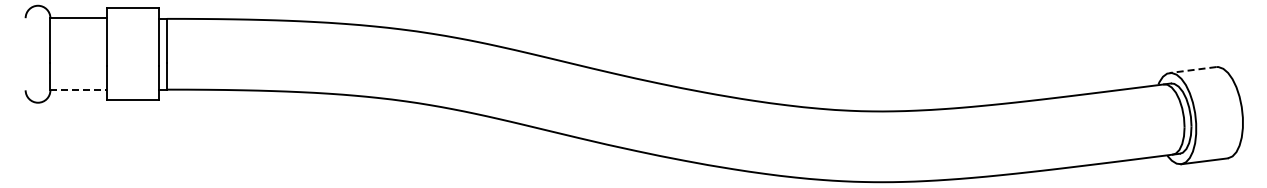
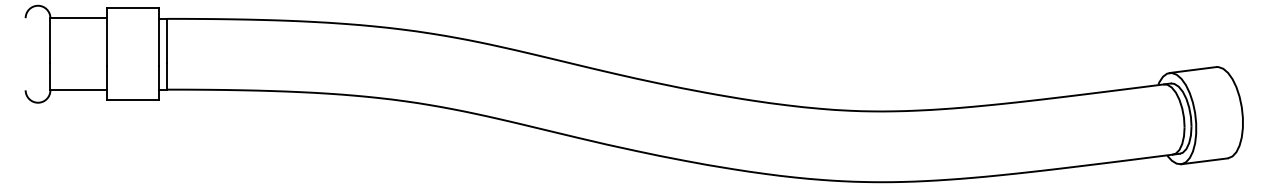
line: dashed -> solid (1193, 70)
line: dashed -> solid (79, 90)
